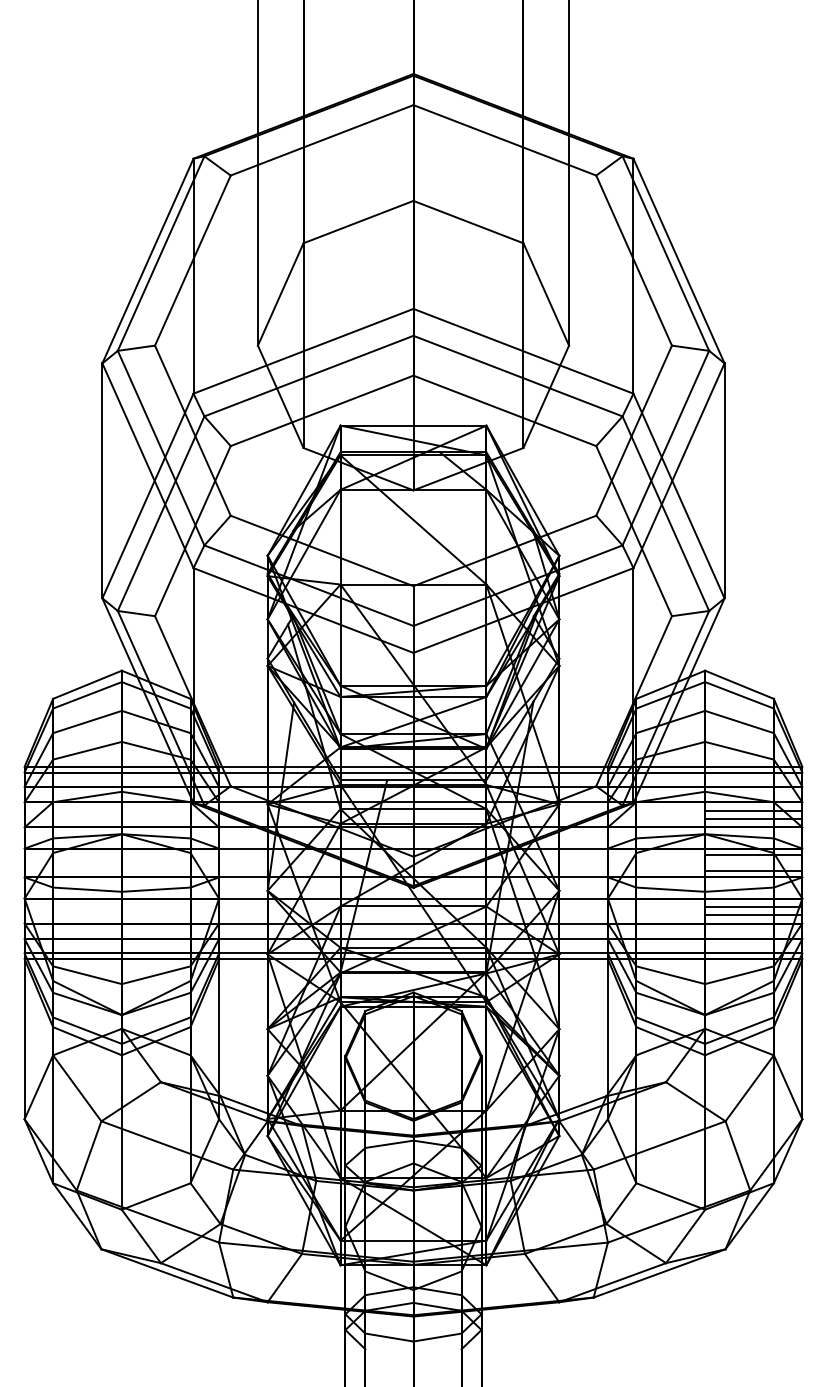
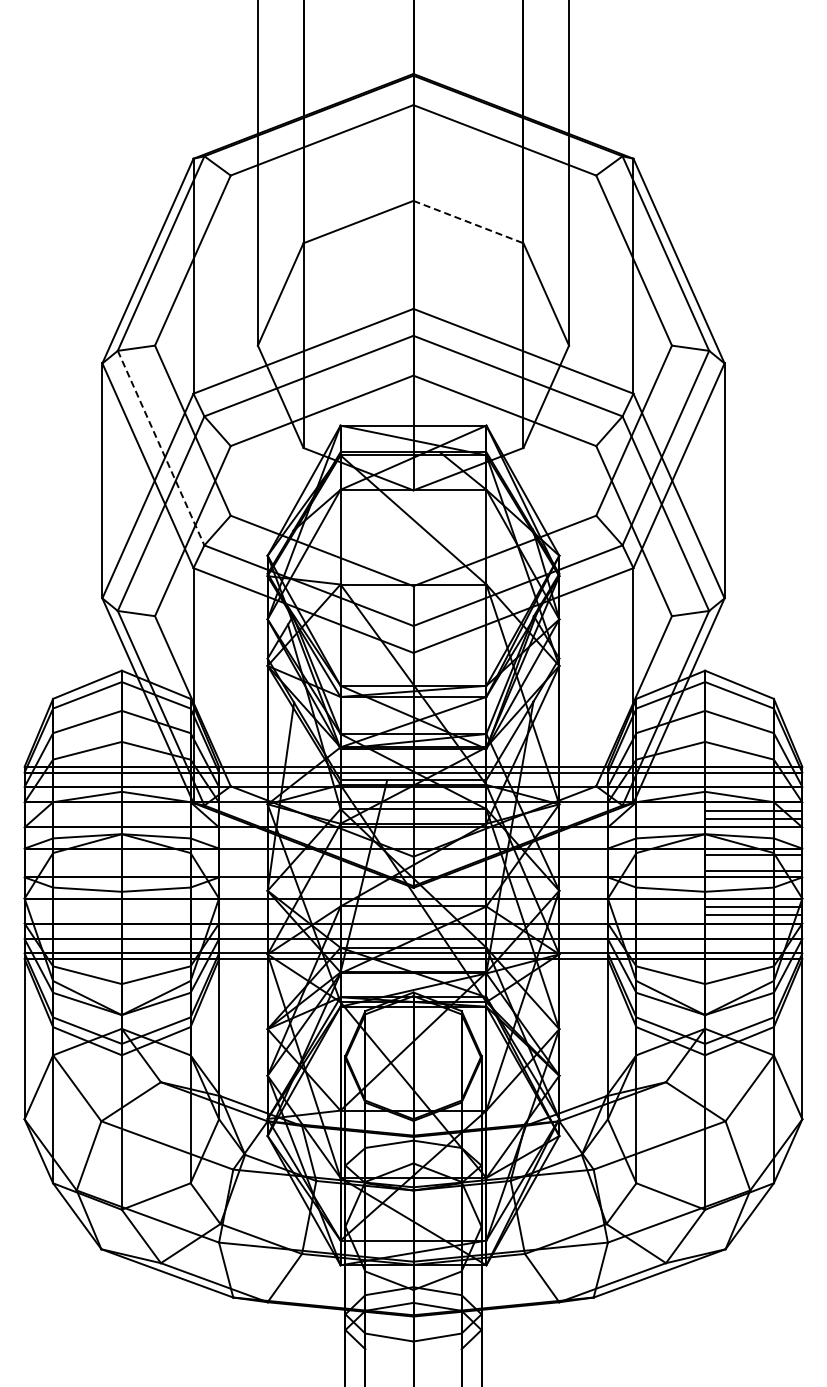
line: solid -> dashed (468, 222)
line: solid -> dashed (161, 448)
